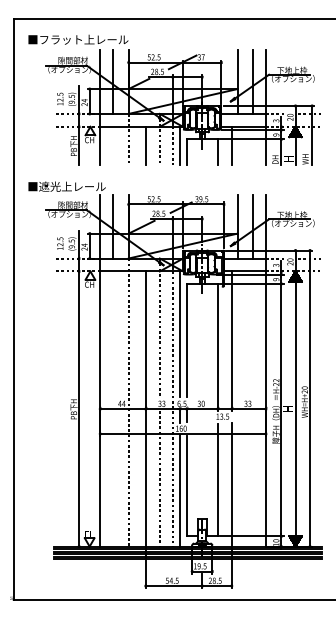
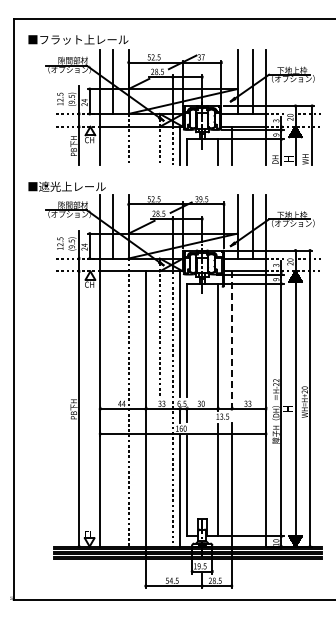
line: present -> none (145, 145)
line: solid -> dashed (231, 341)
line: present -> none (159, 478)
